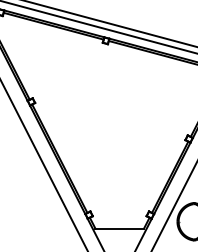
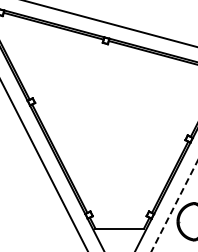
line: present -> none (99, 27)
line: solid -> dashed (174, 205)
